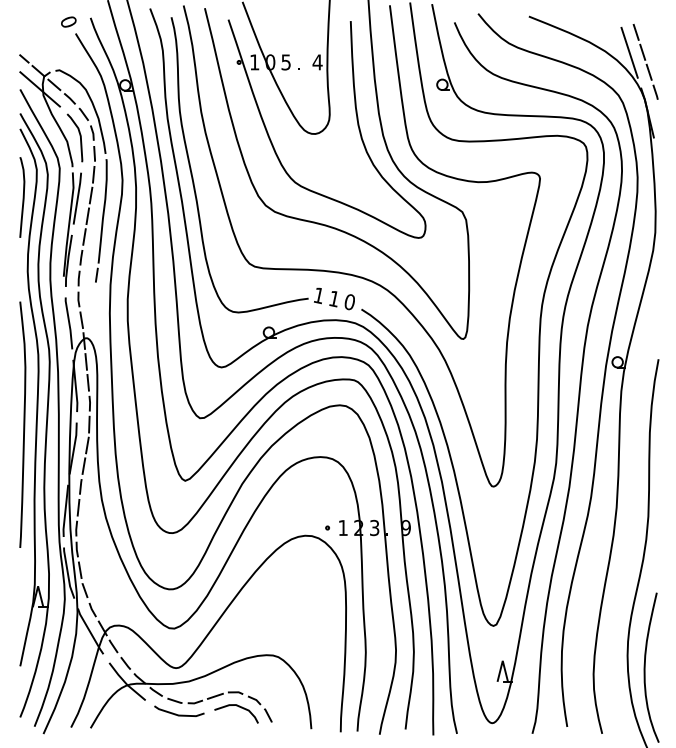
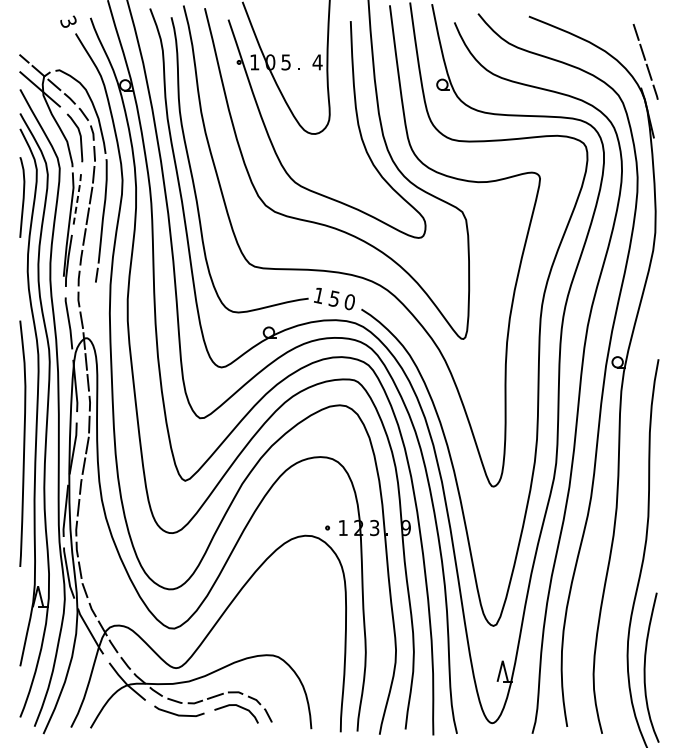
text: 0 -> 3 (68, 21)
line: present -> none (629, 52)
line: solid -> dashed (77, 197)
text: 1 -> 5 (333, 298)
curve position: (23, 424) -> (23, 443) (23, 443)
